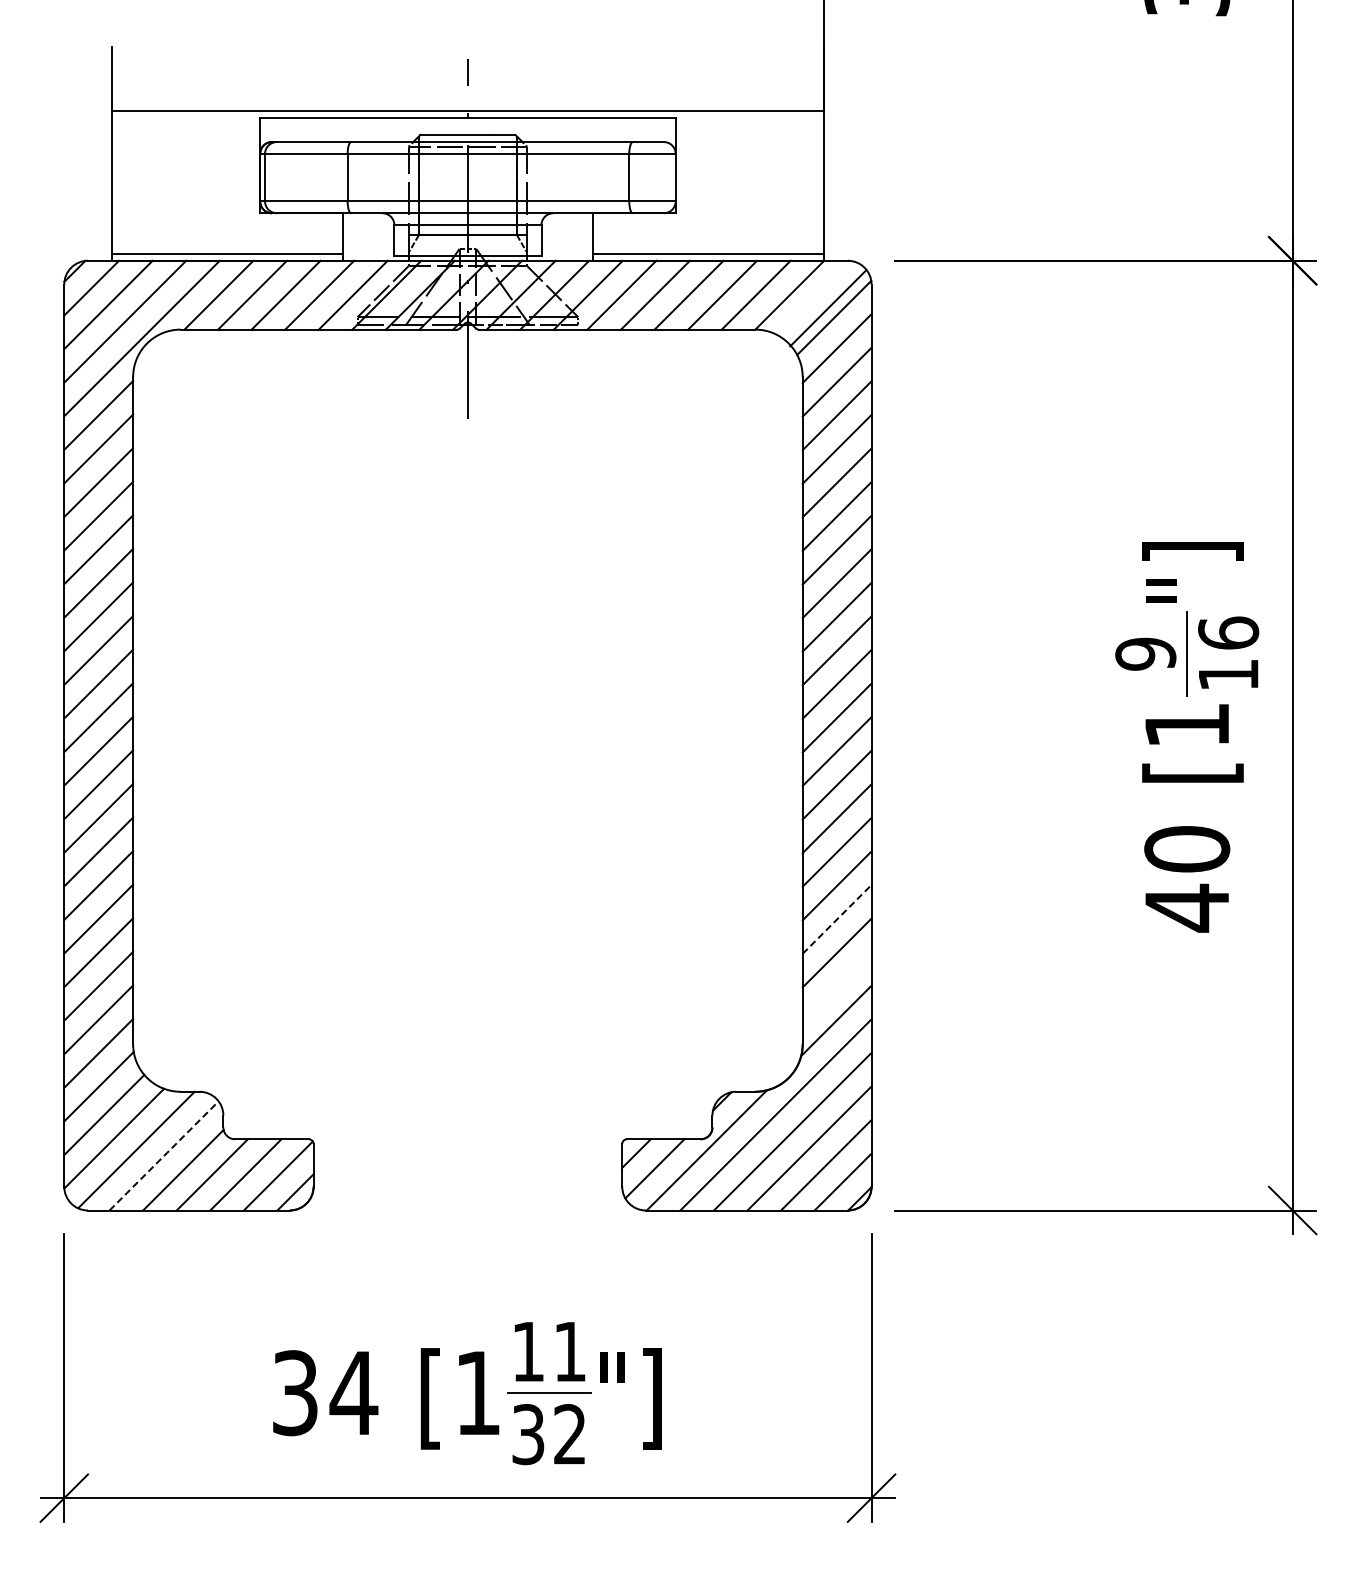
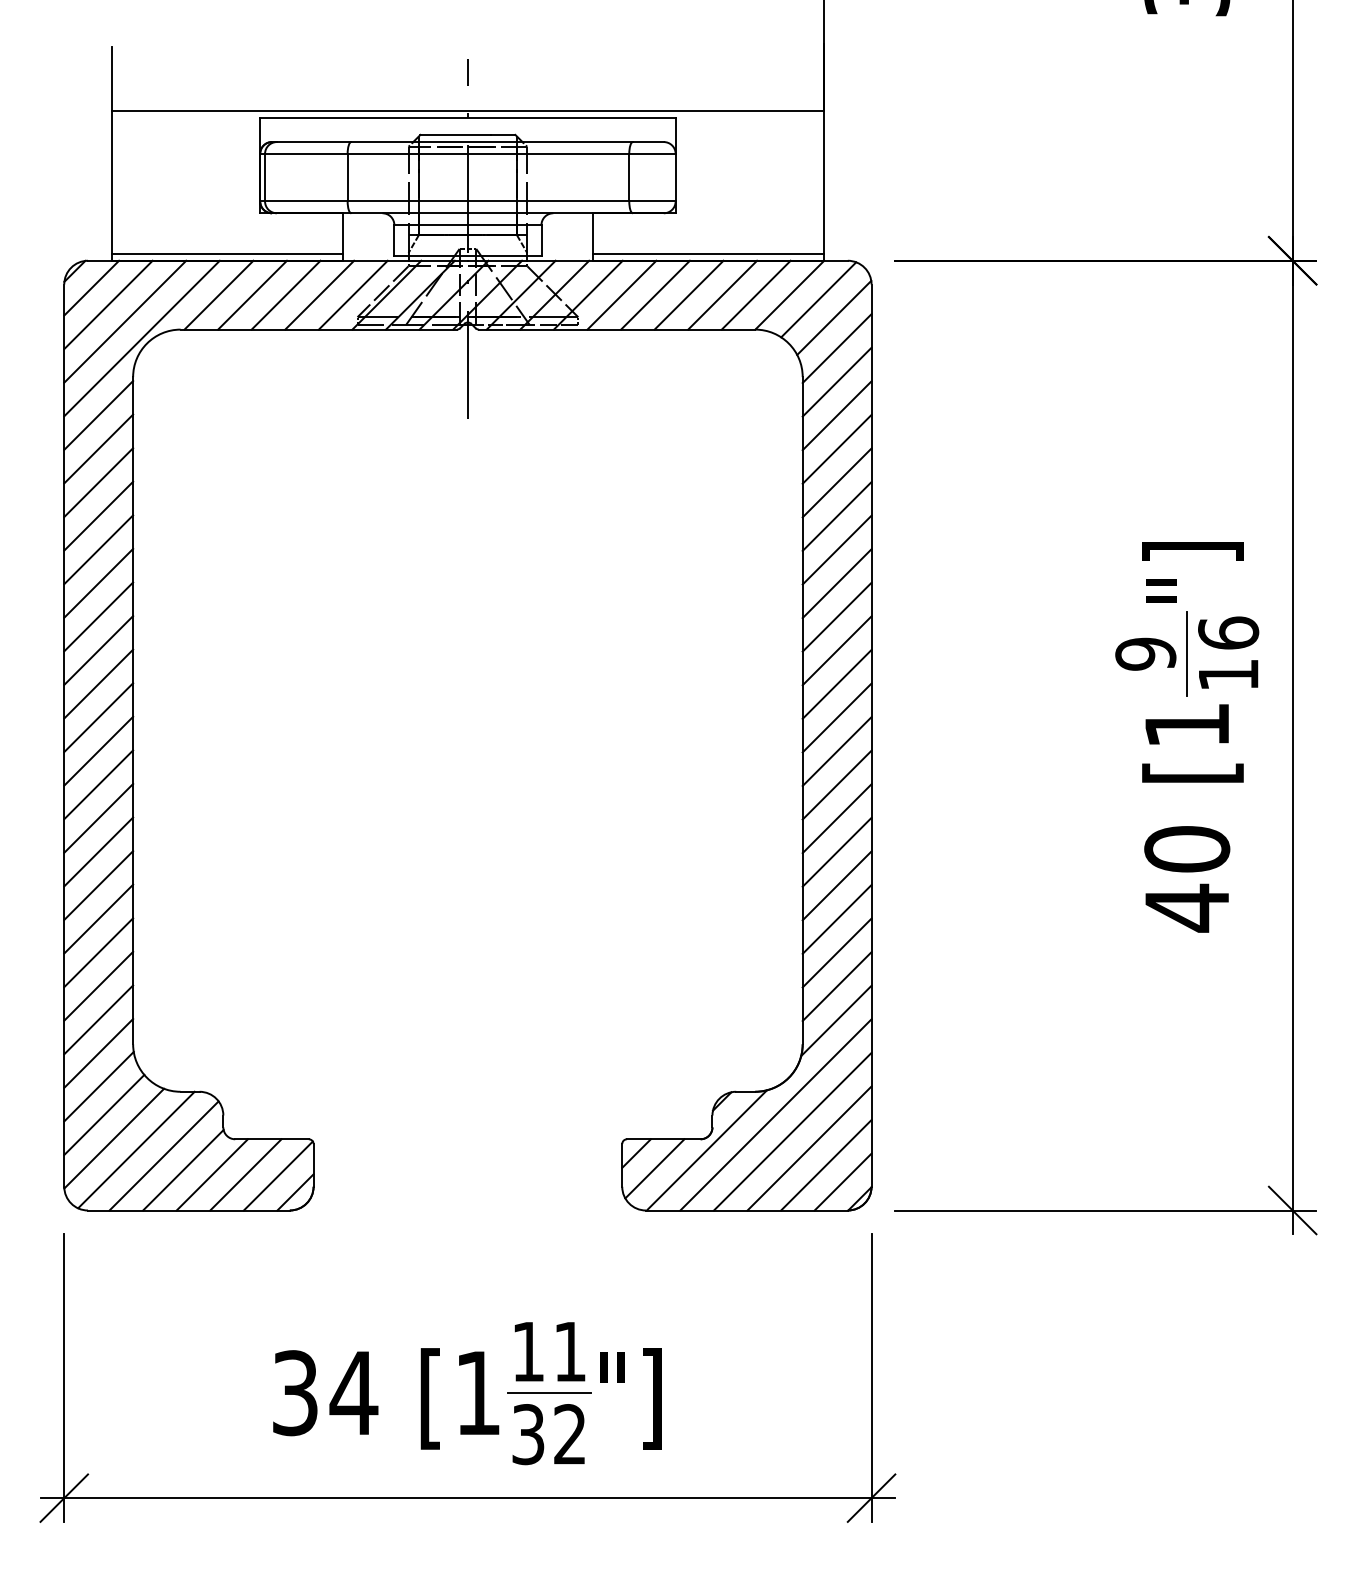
line position: (827, 308) -> (818, 299) (818, 299)
line: dashed -> solid (837, 919)
line: none -> present (836, 986)
line: dashed -> solid (164, 1155)
